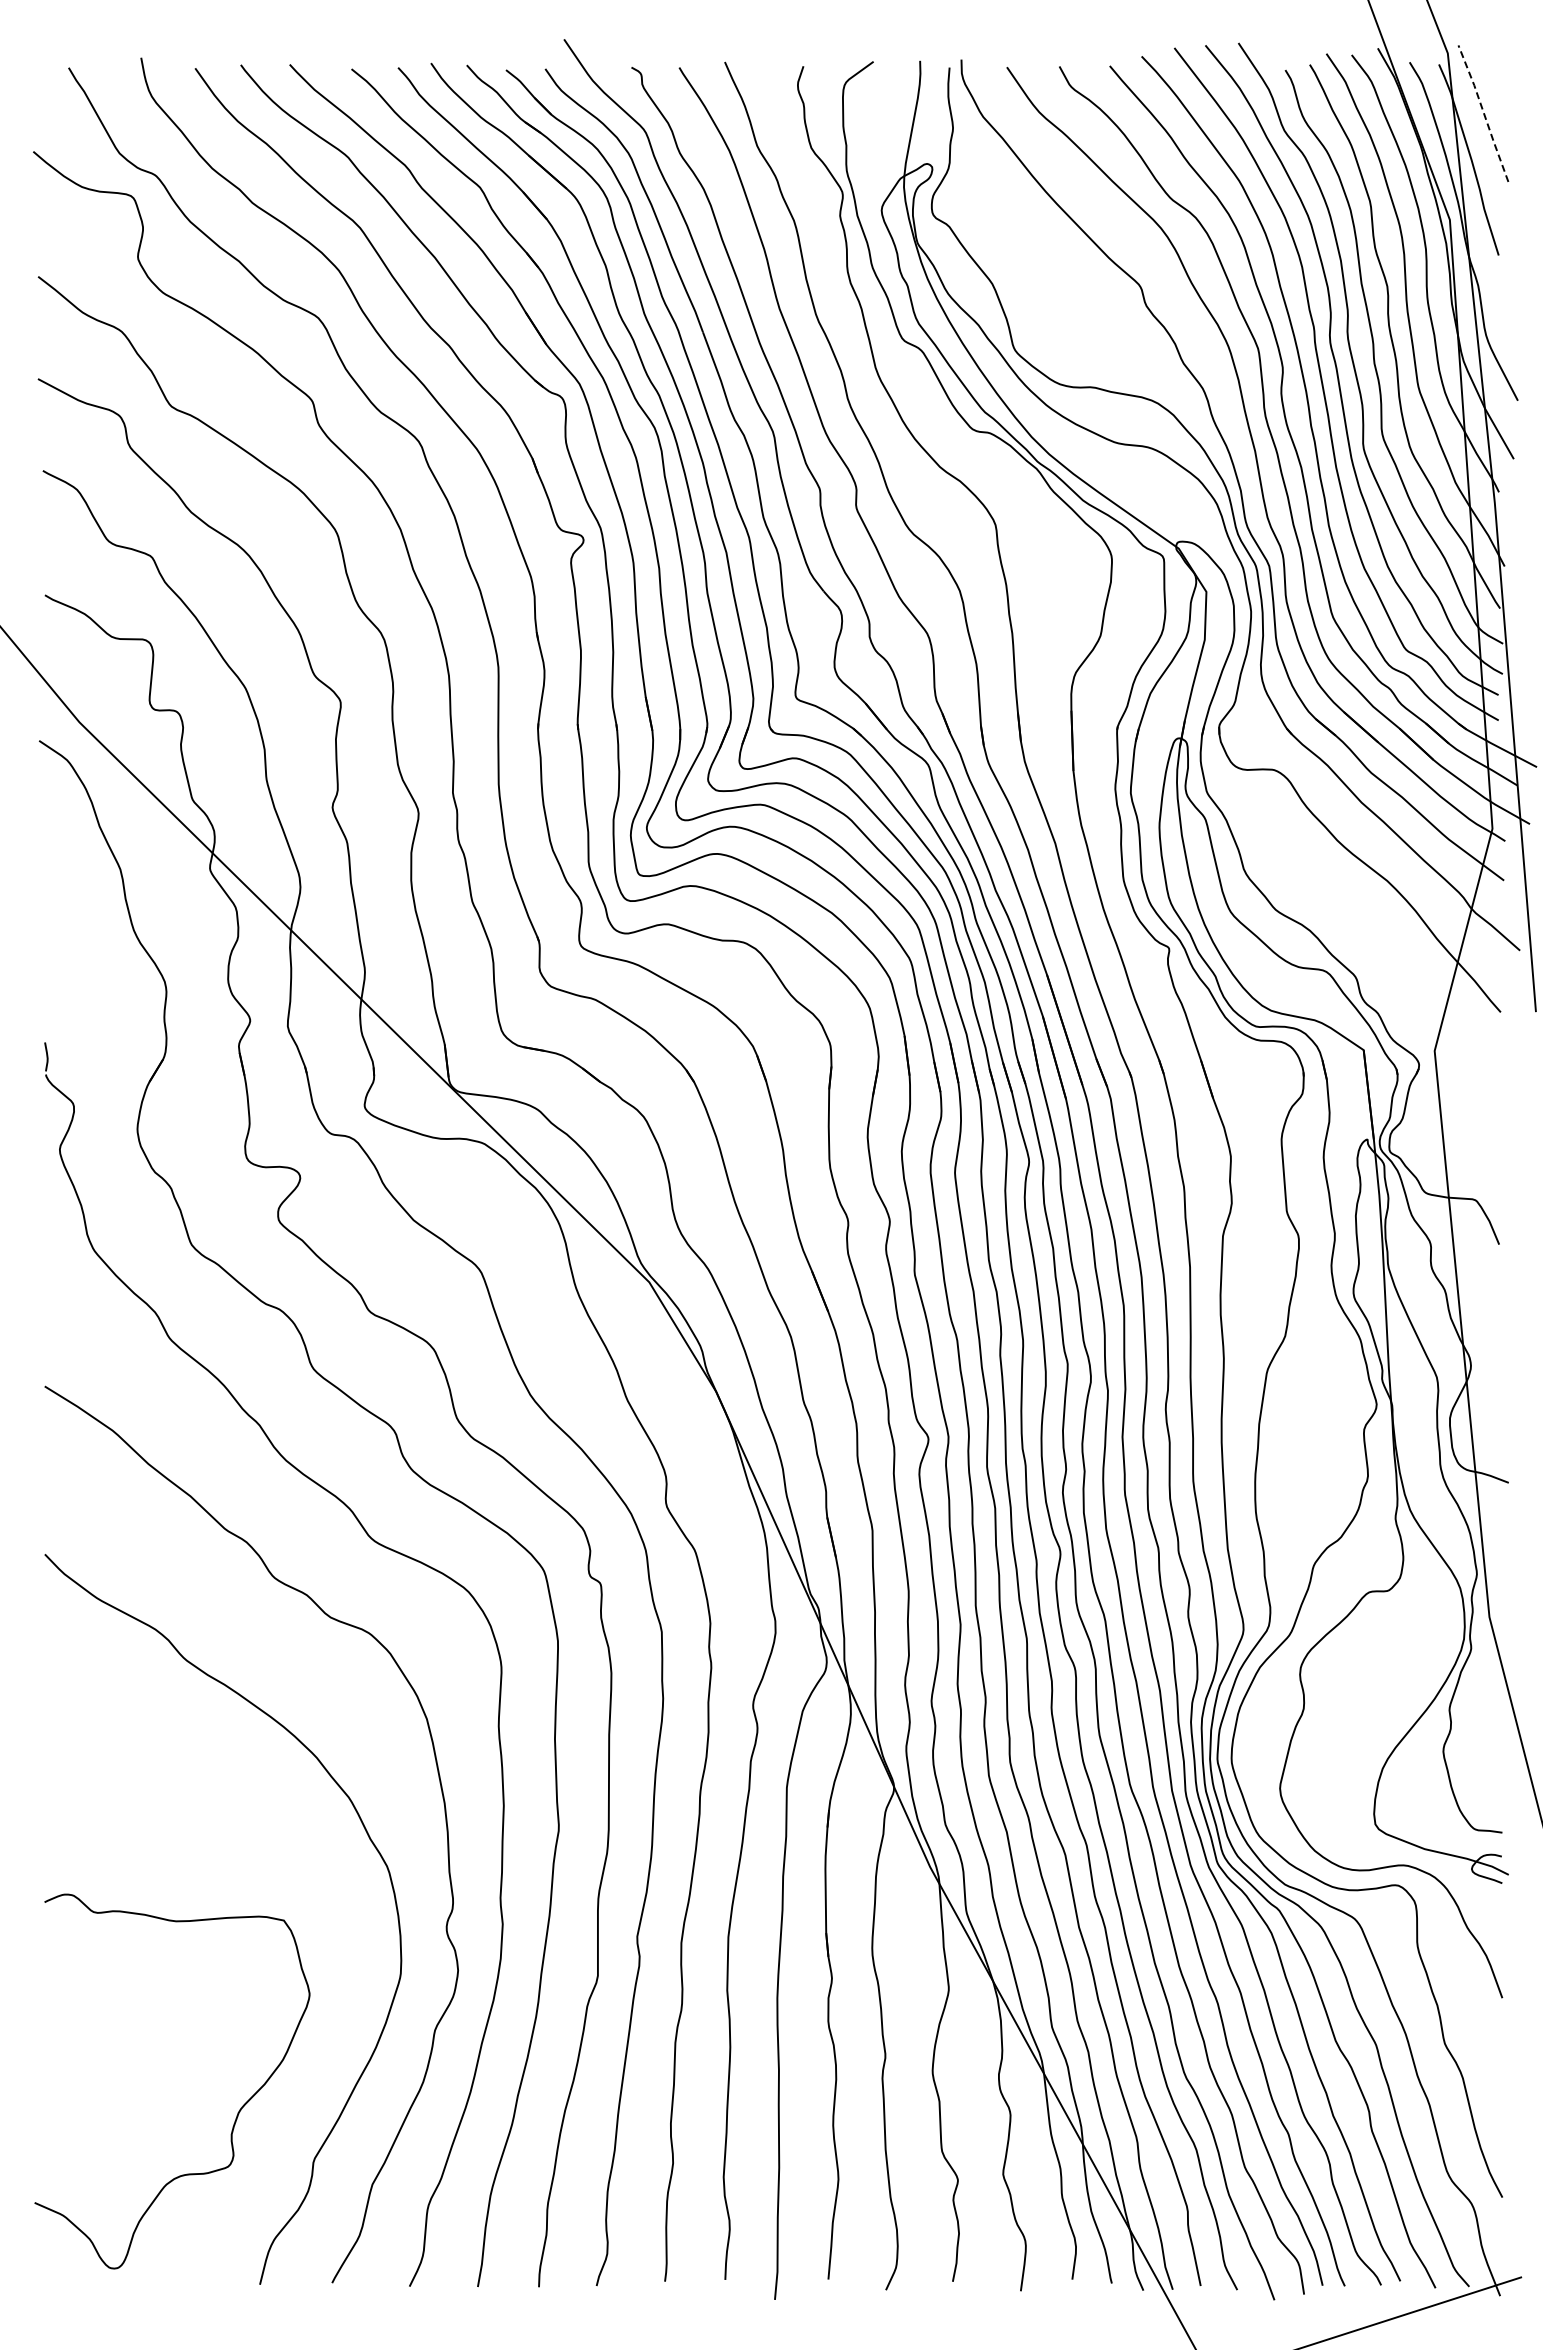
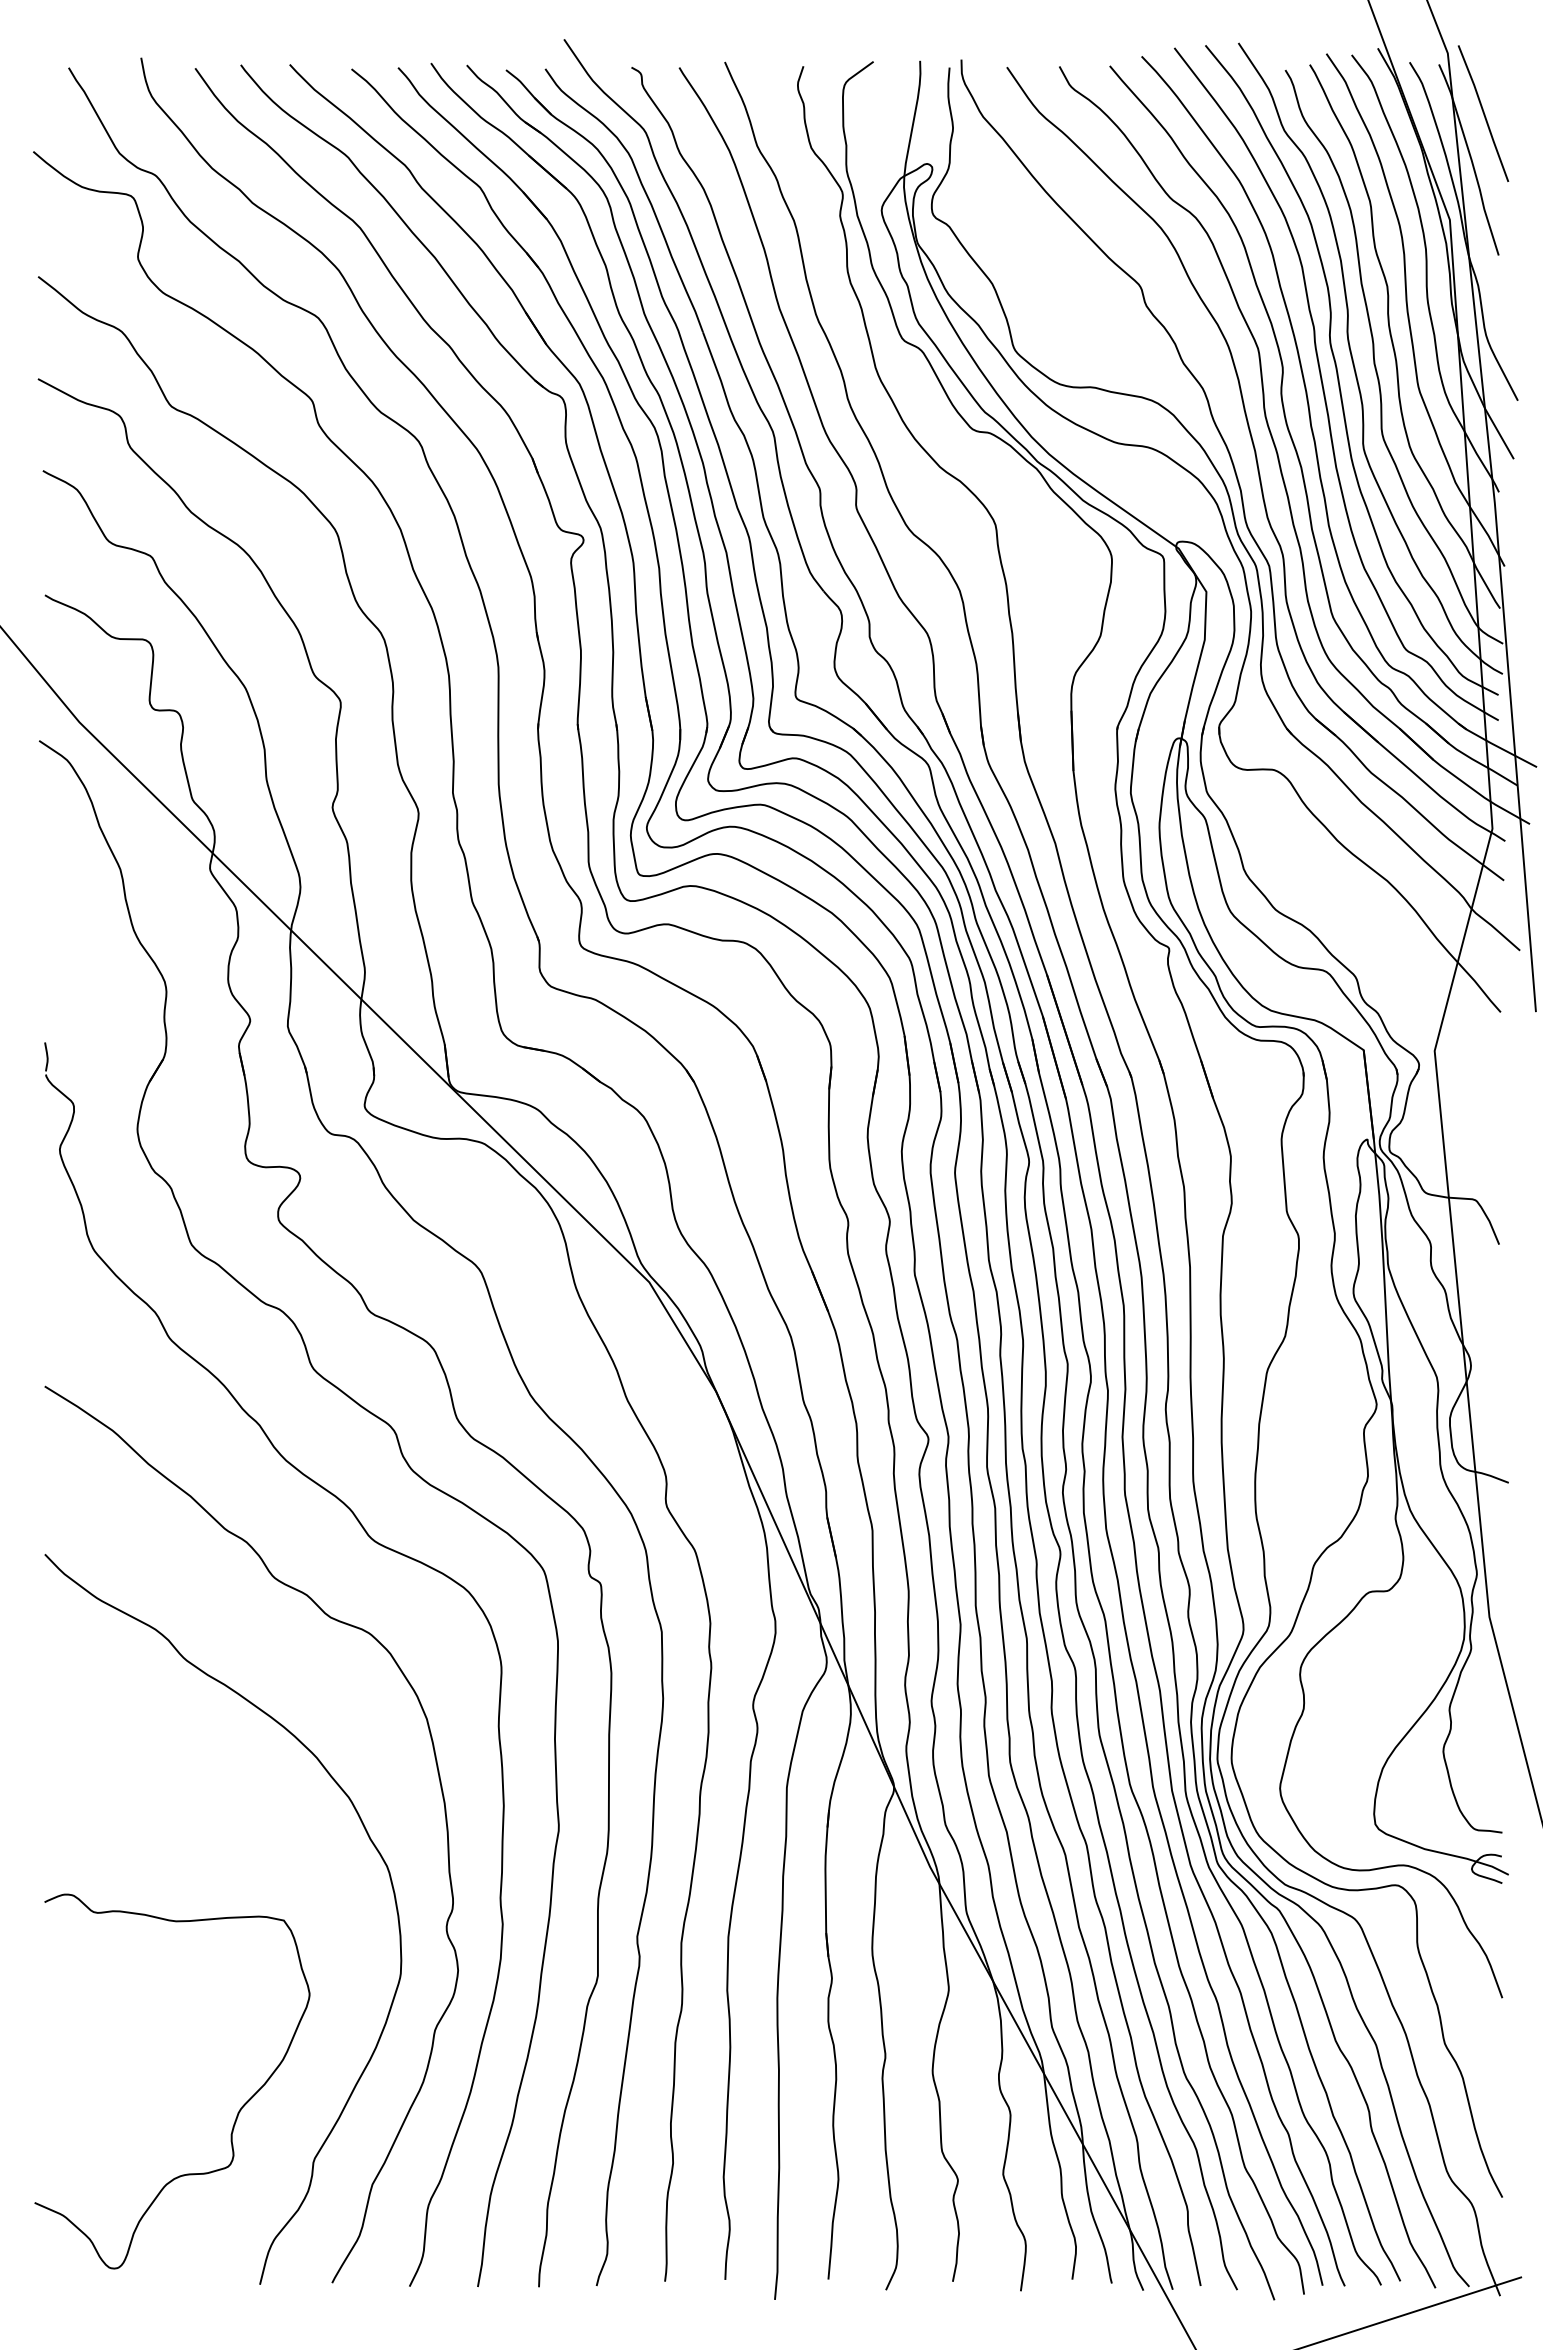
line: dashed -> solid (1483, 113)
